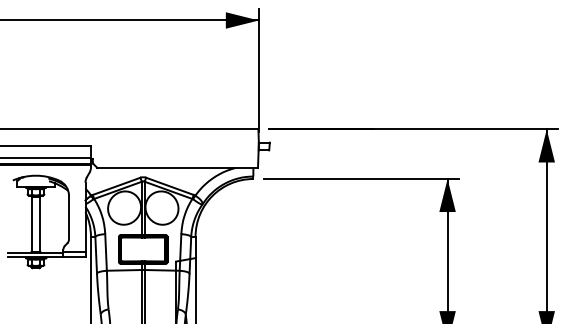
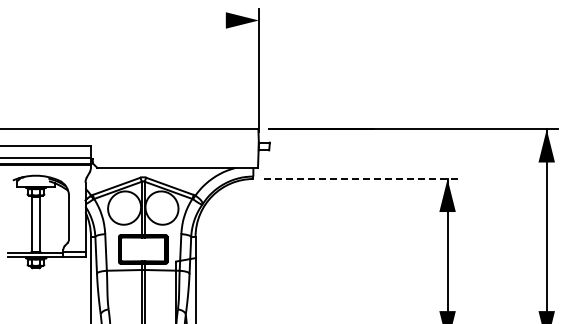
line: present -> none (130, 20)
line: solid -> dashed (361, 179)
